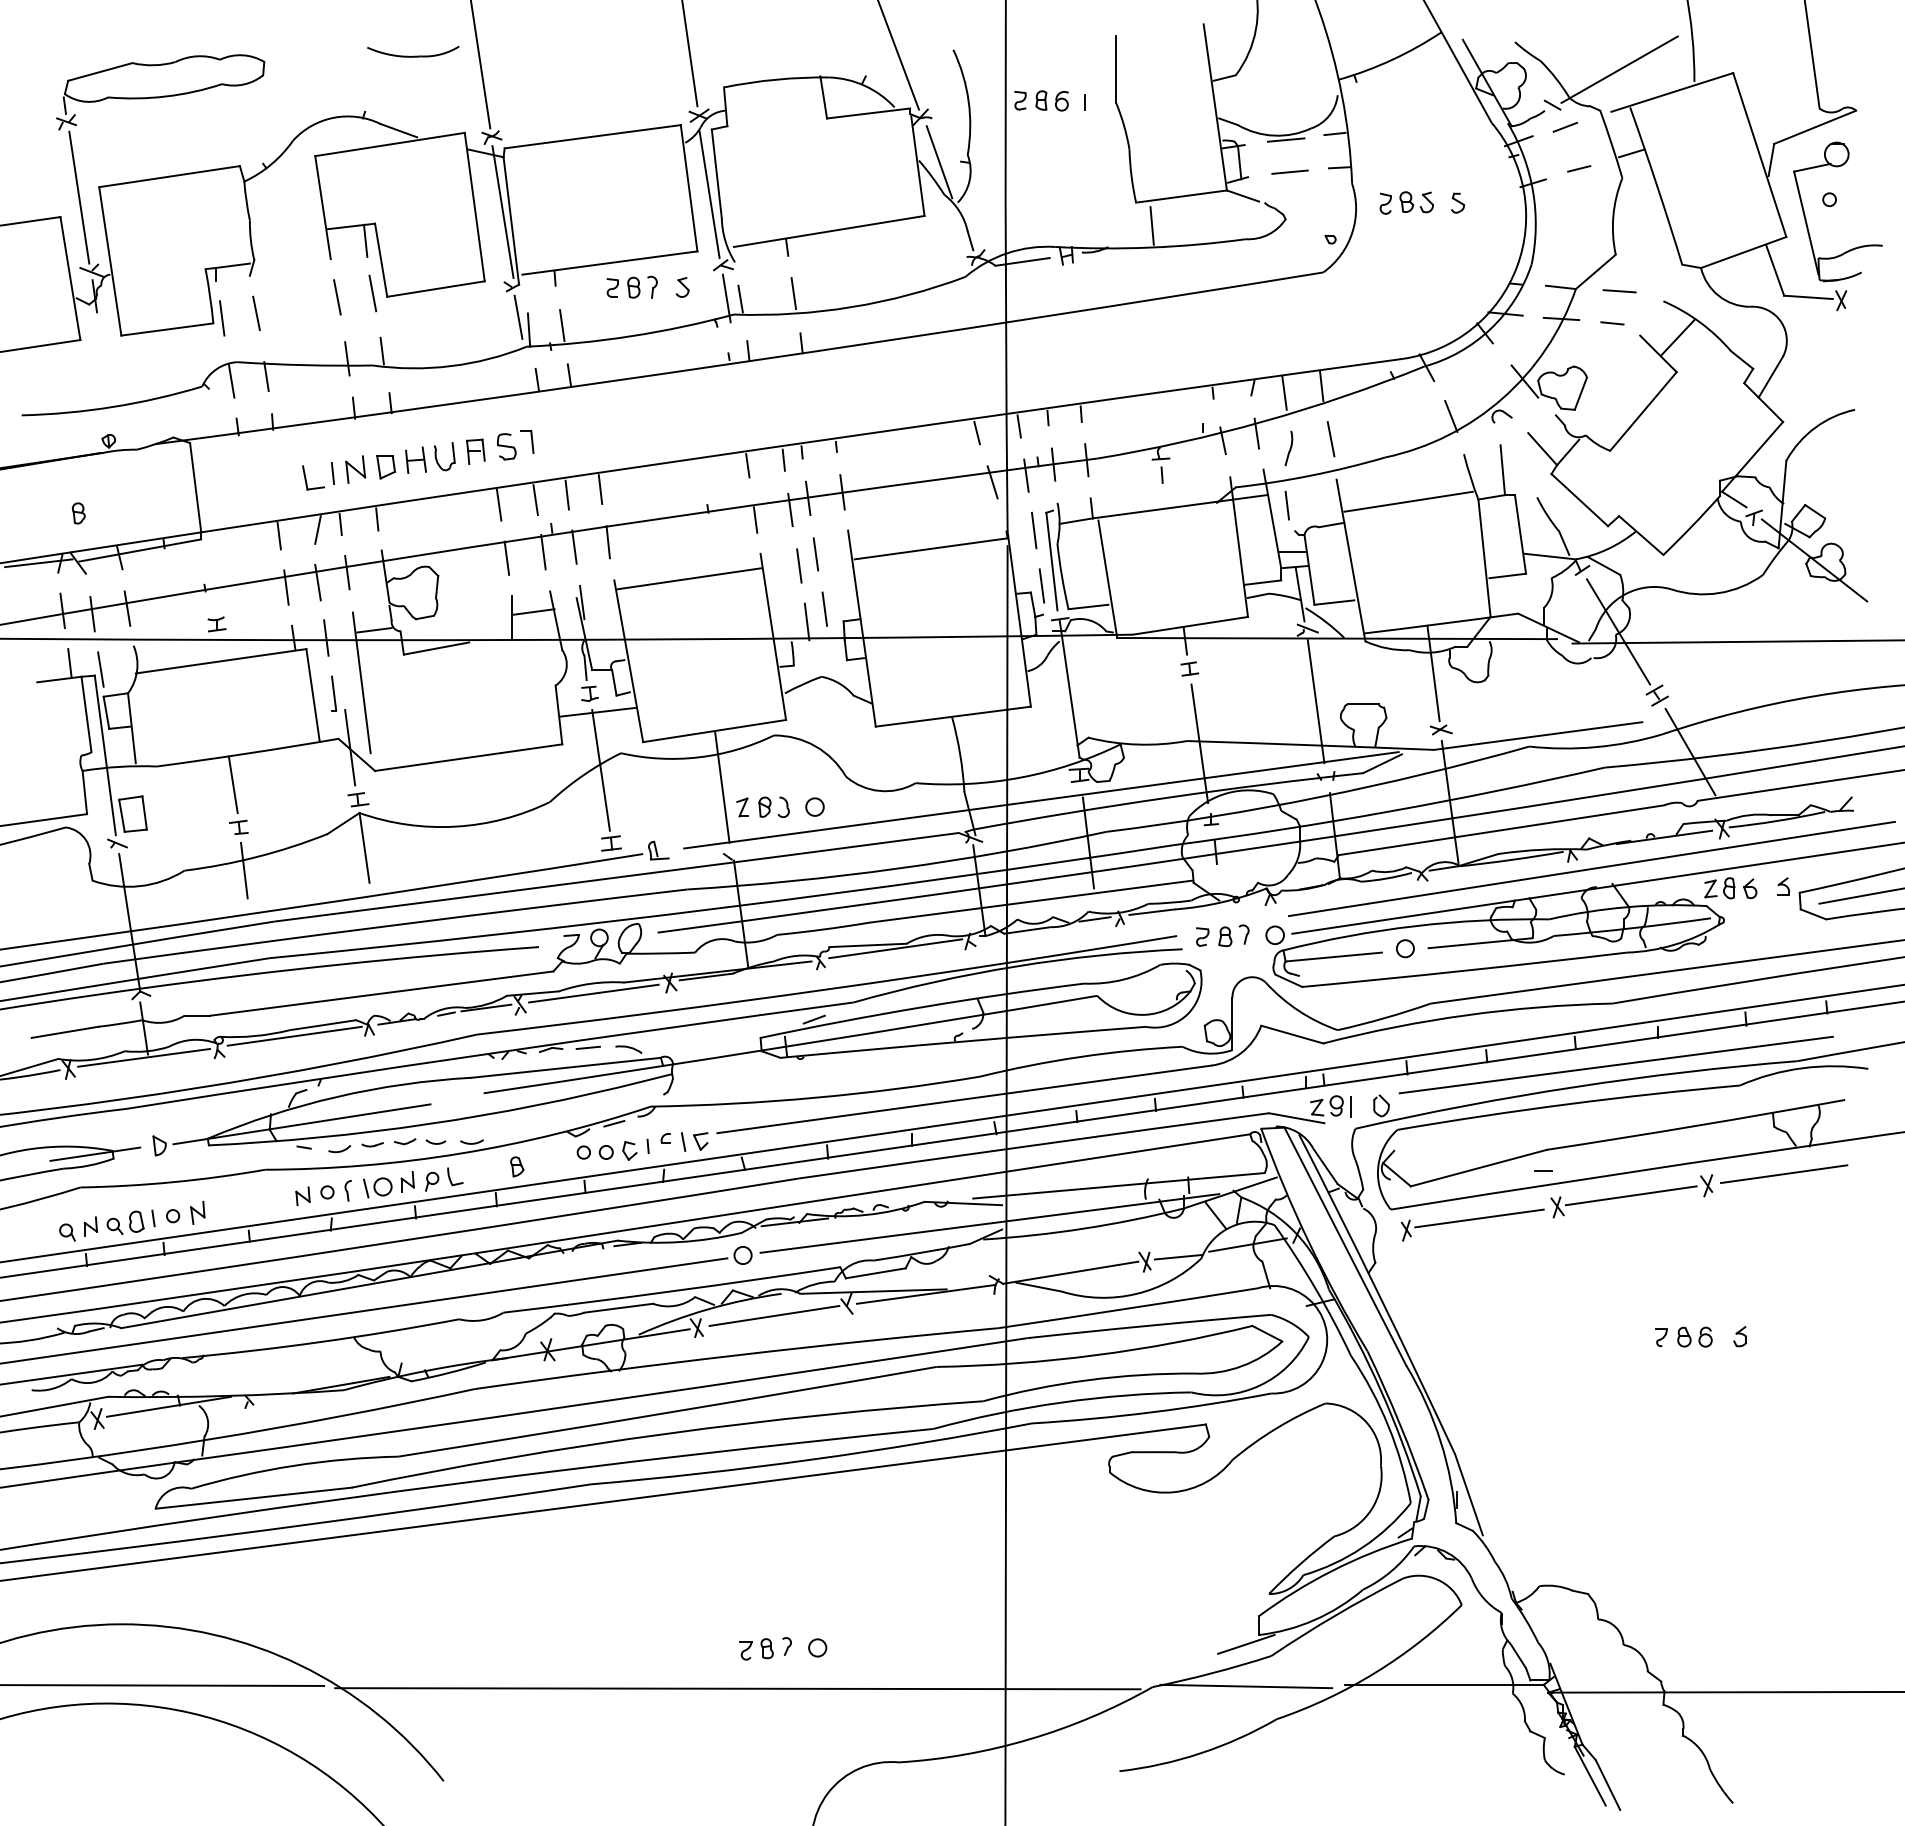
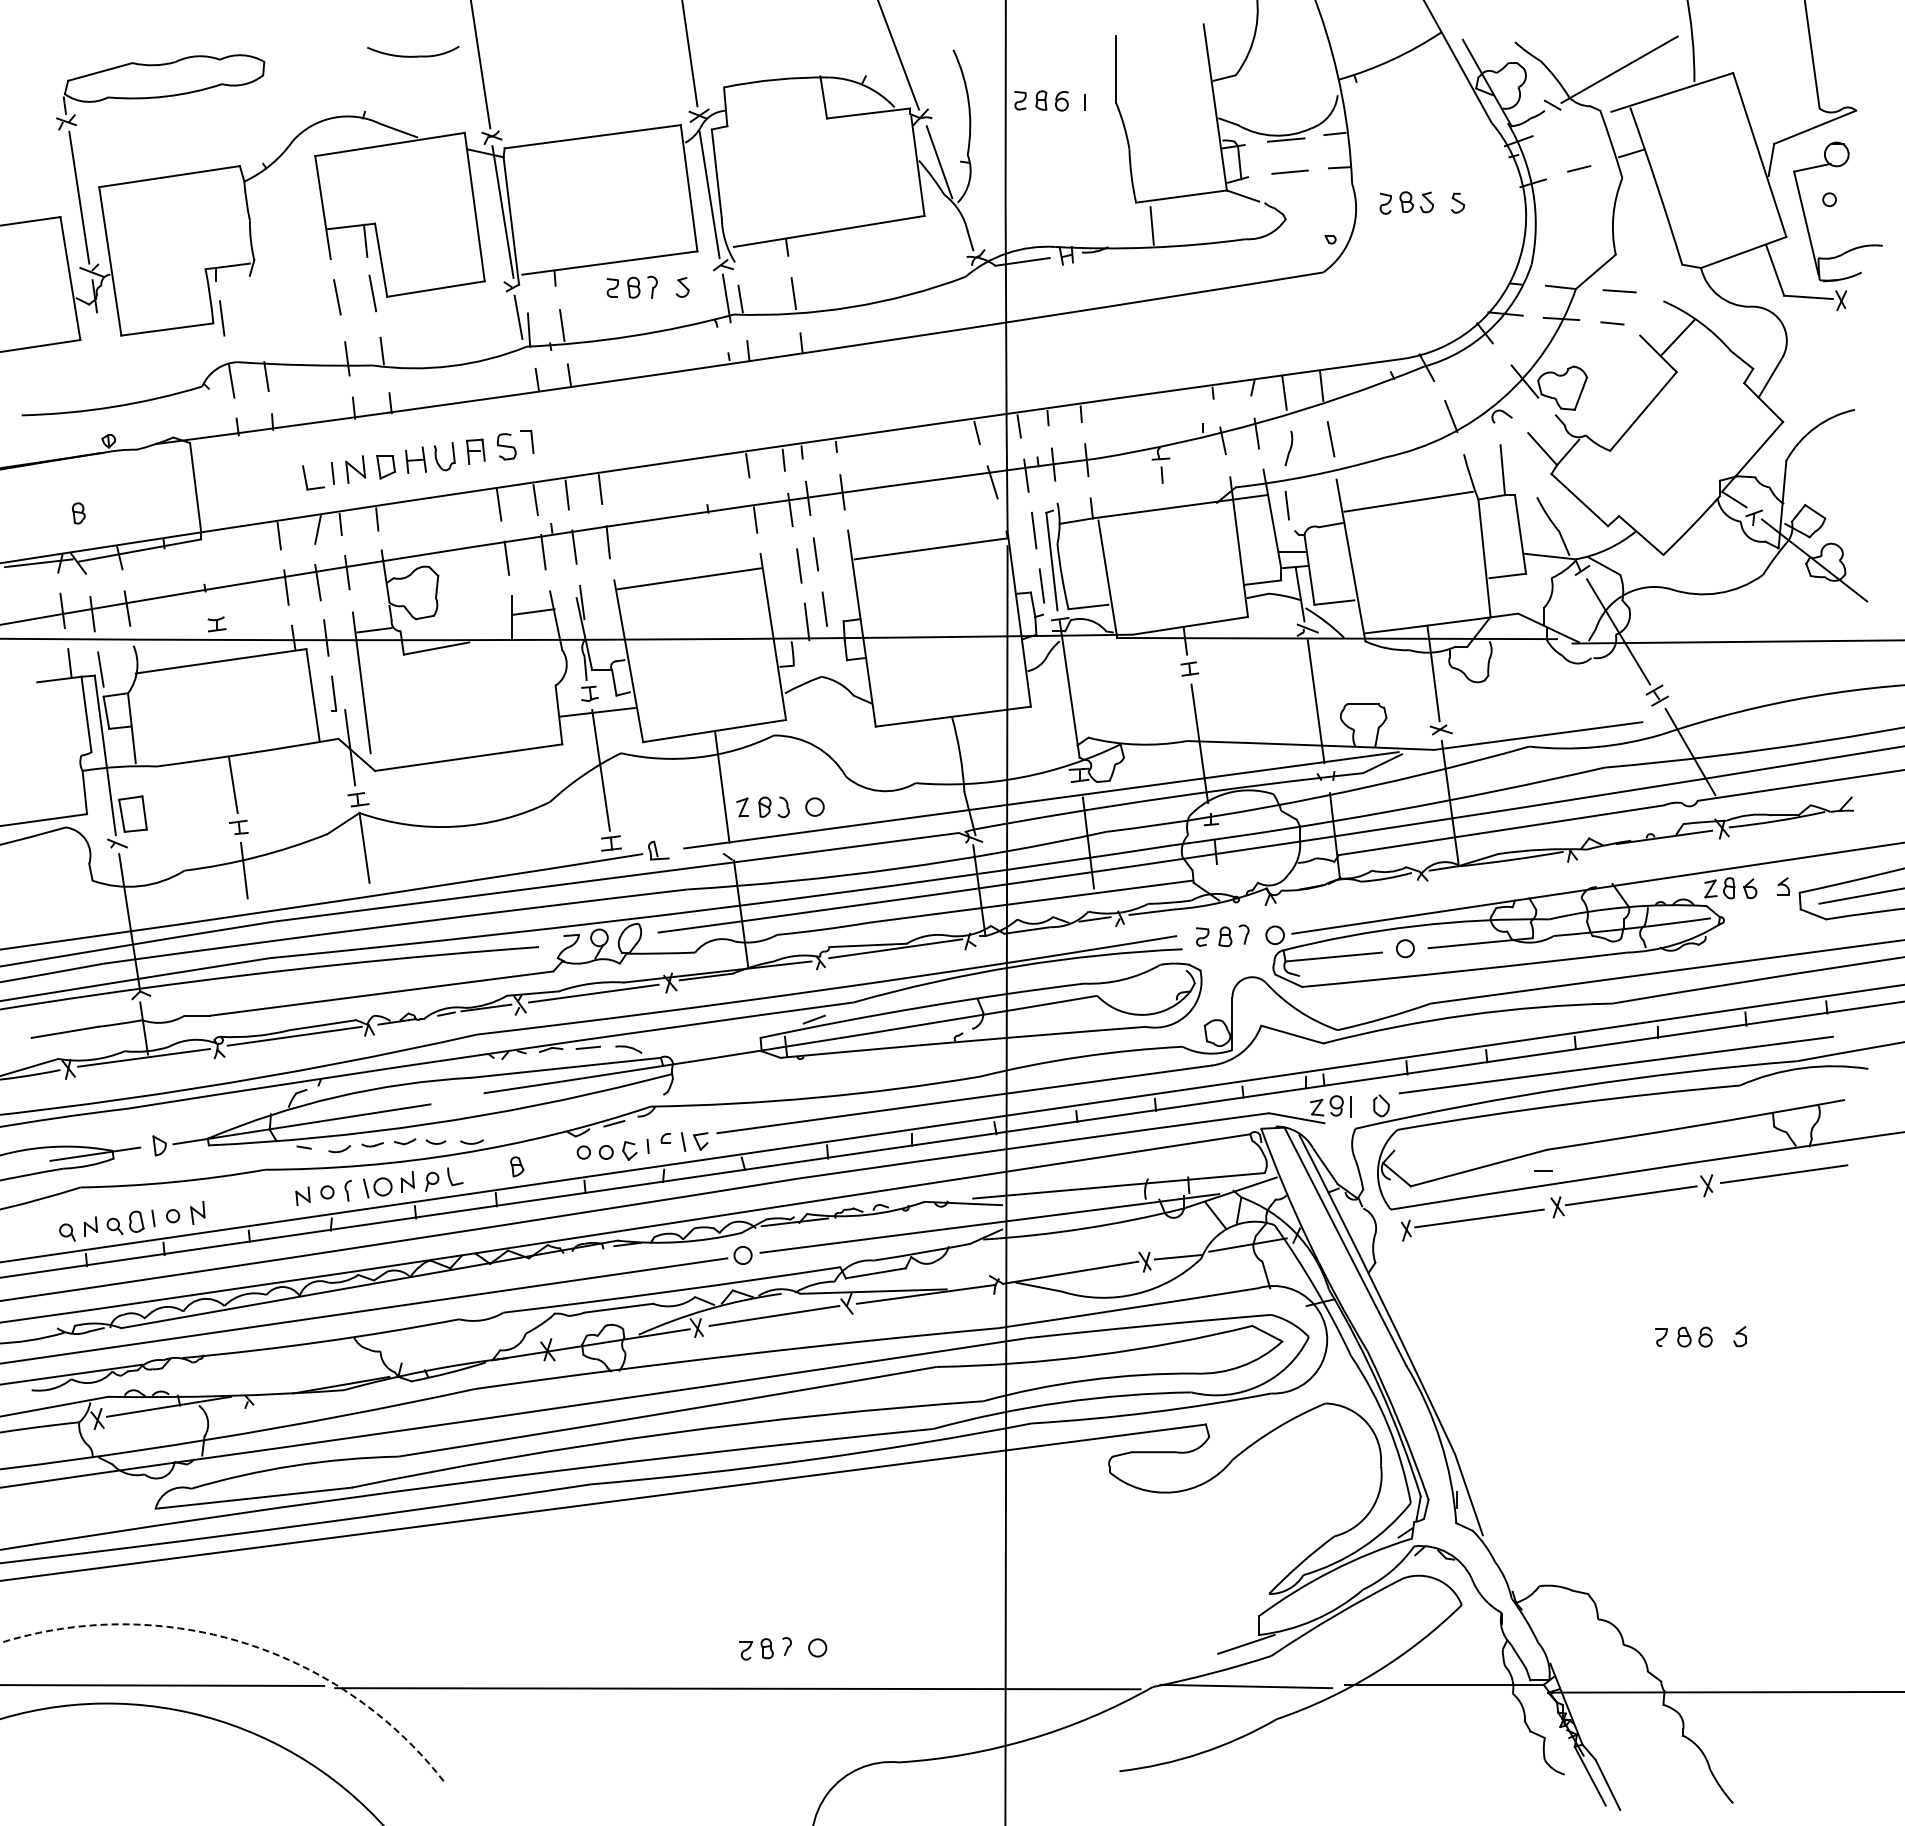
line: present -> none (1565, 126)
line: present -> none (256, 313)
line: present -> none (1591, 868)
arc: solid -> dashed (244, 1643)
